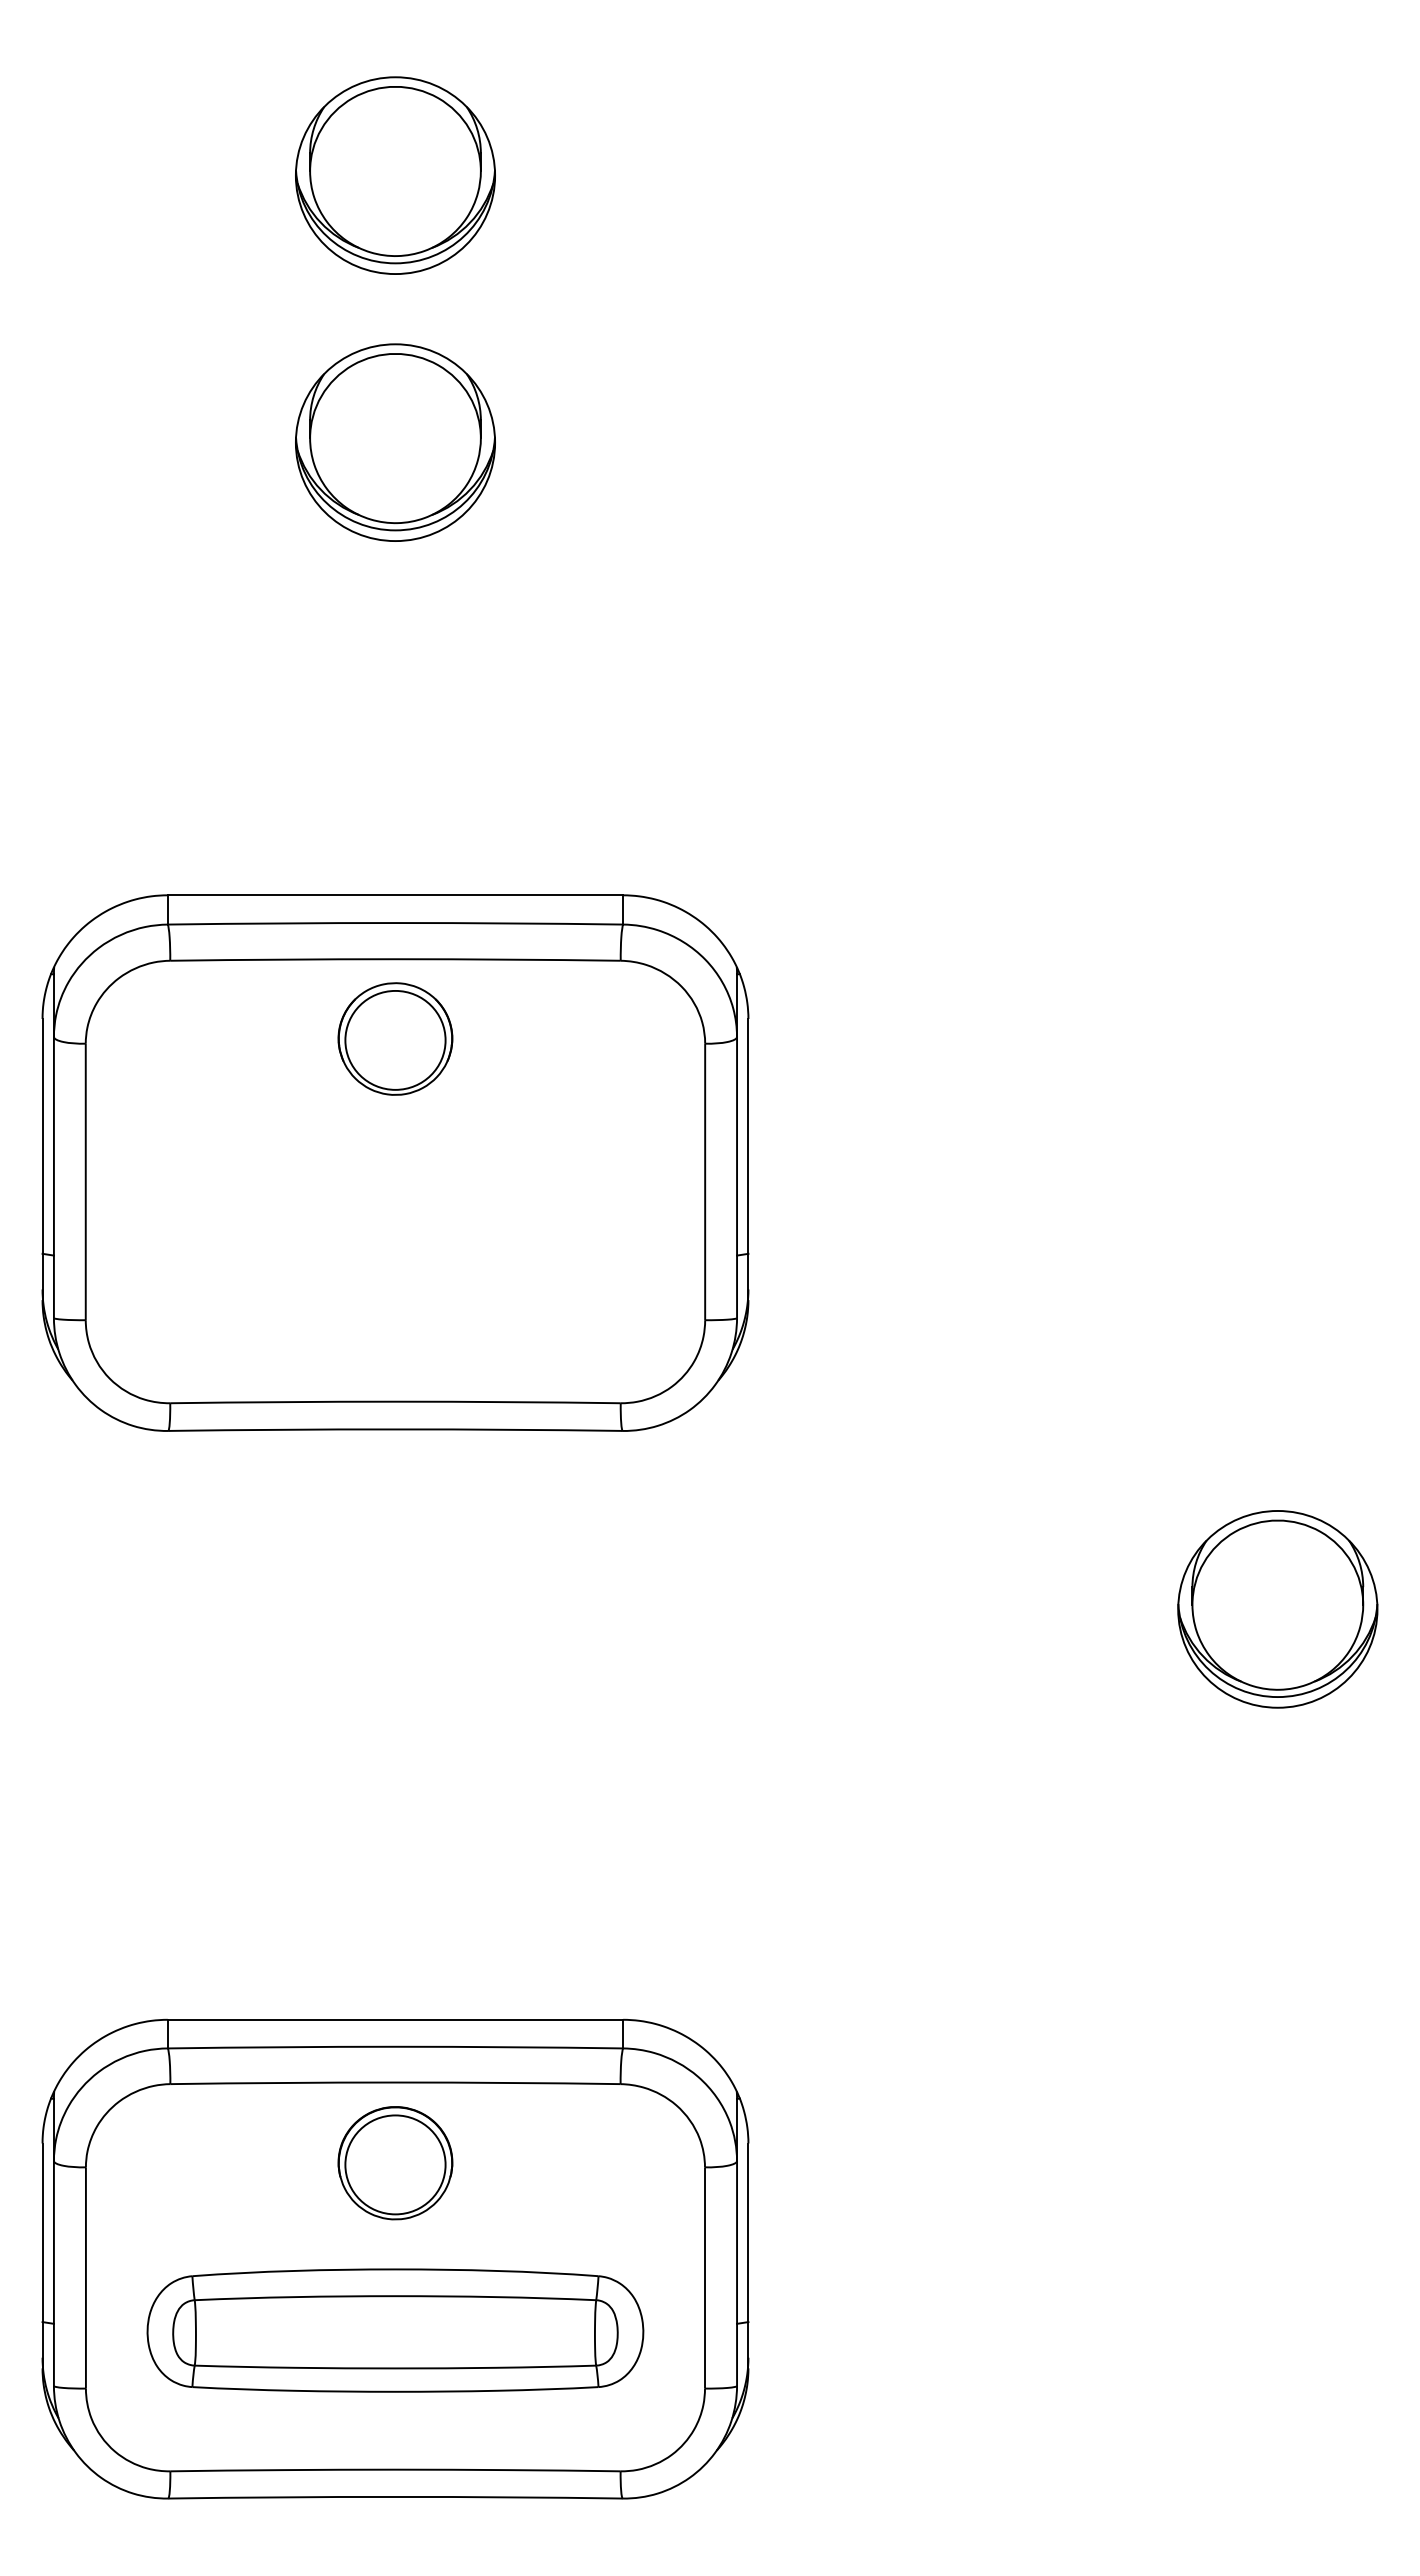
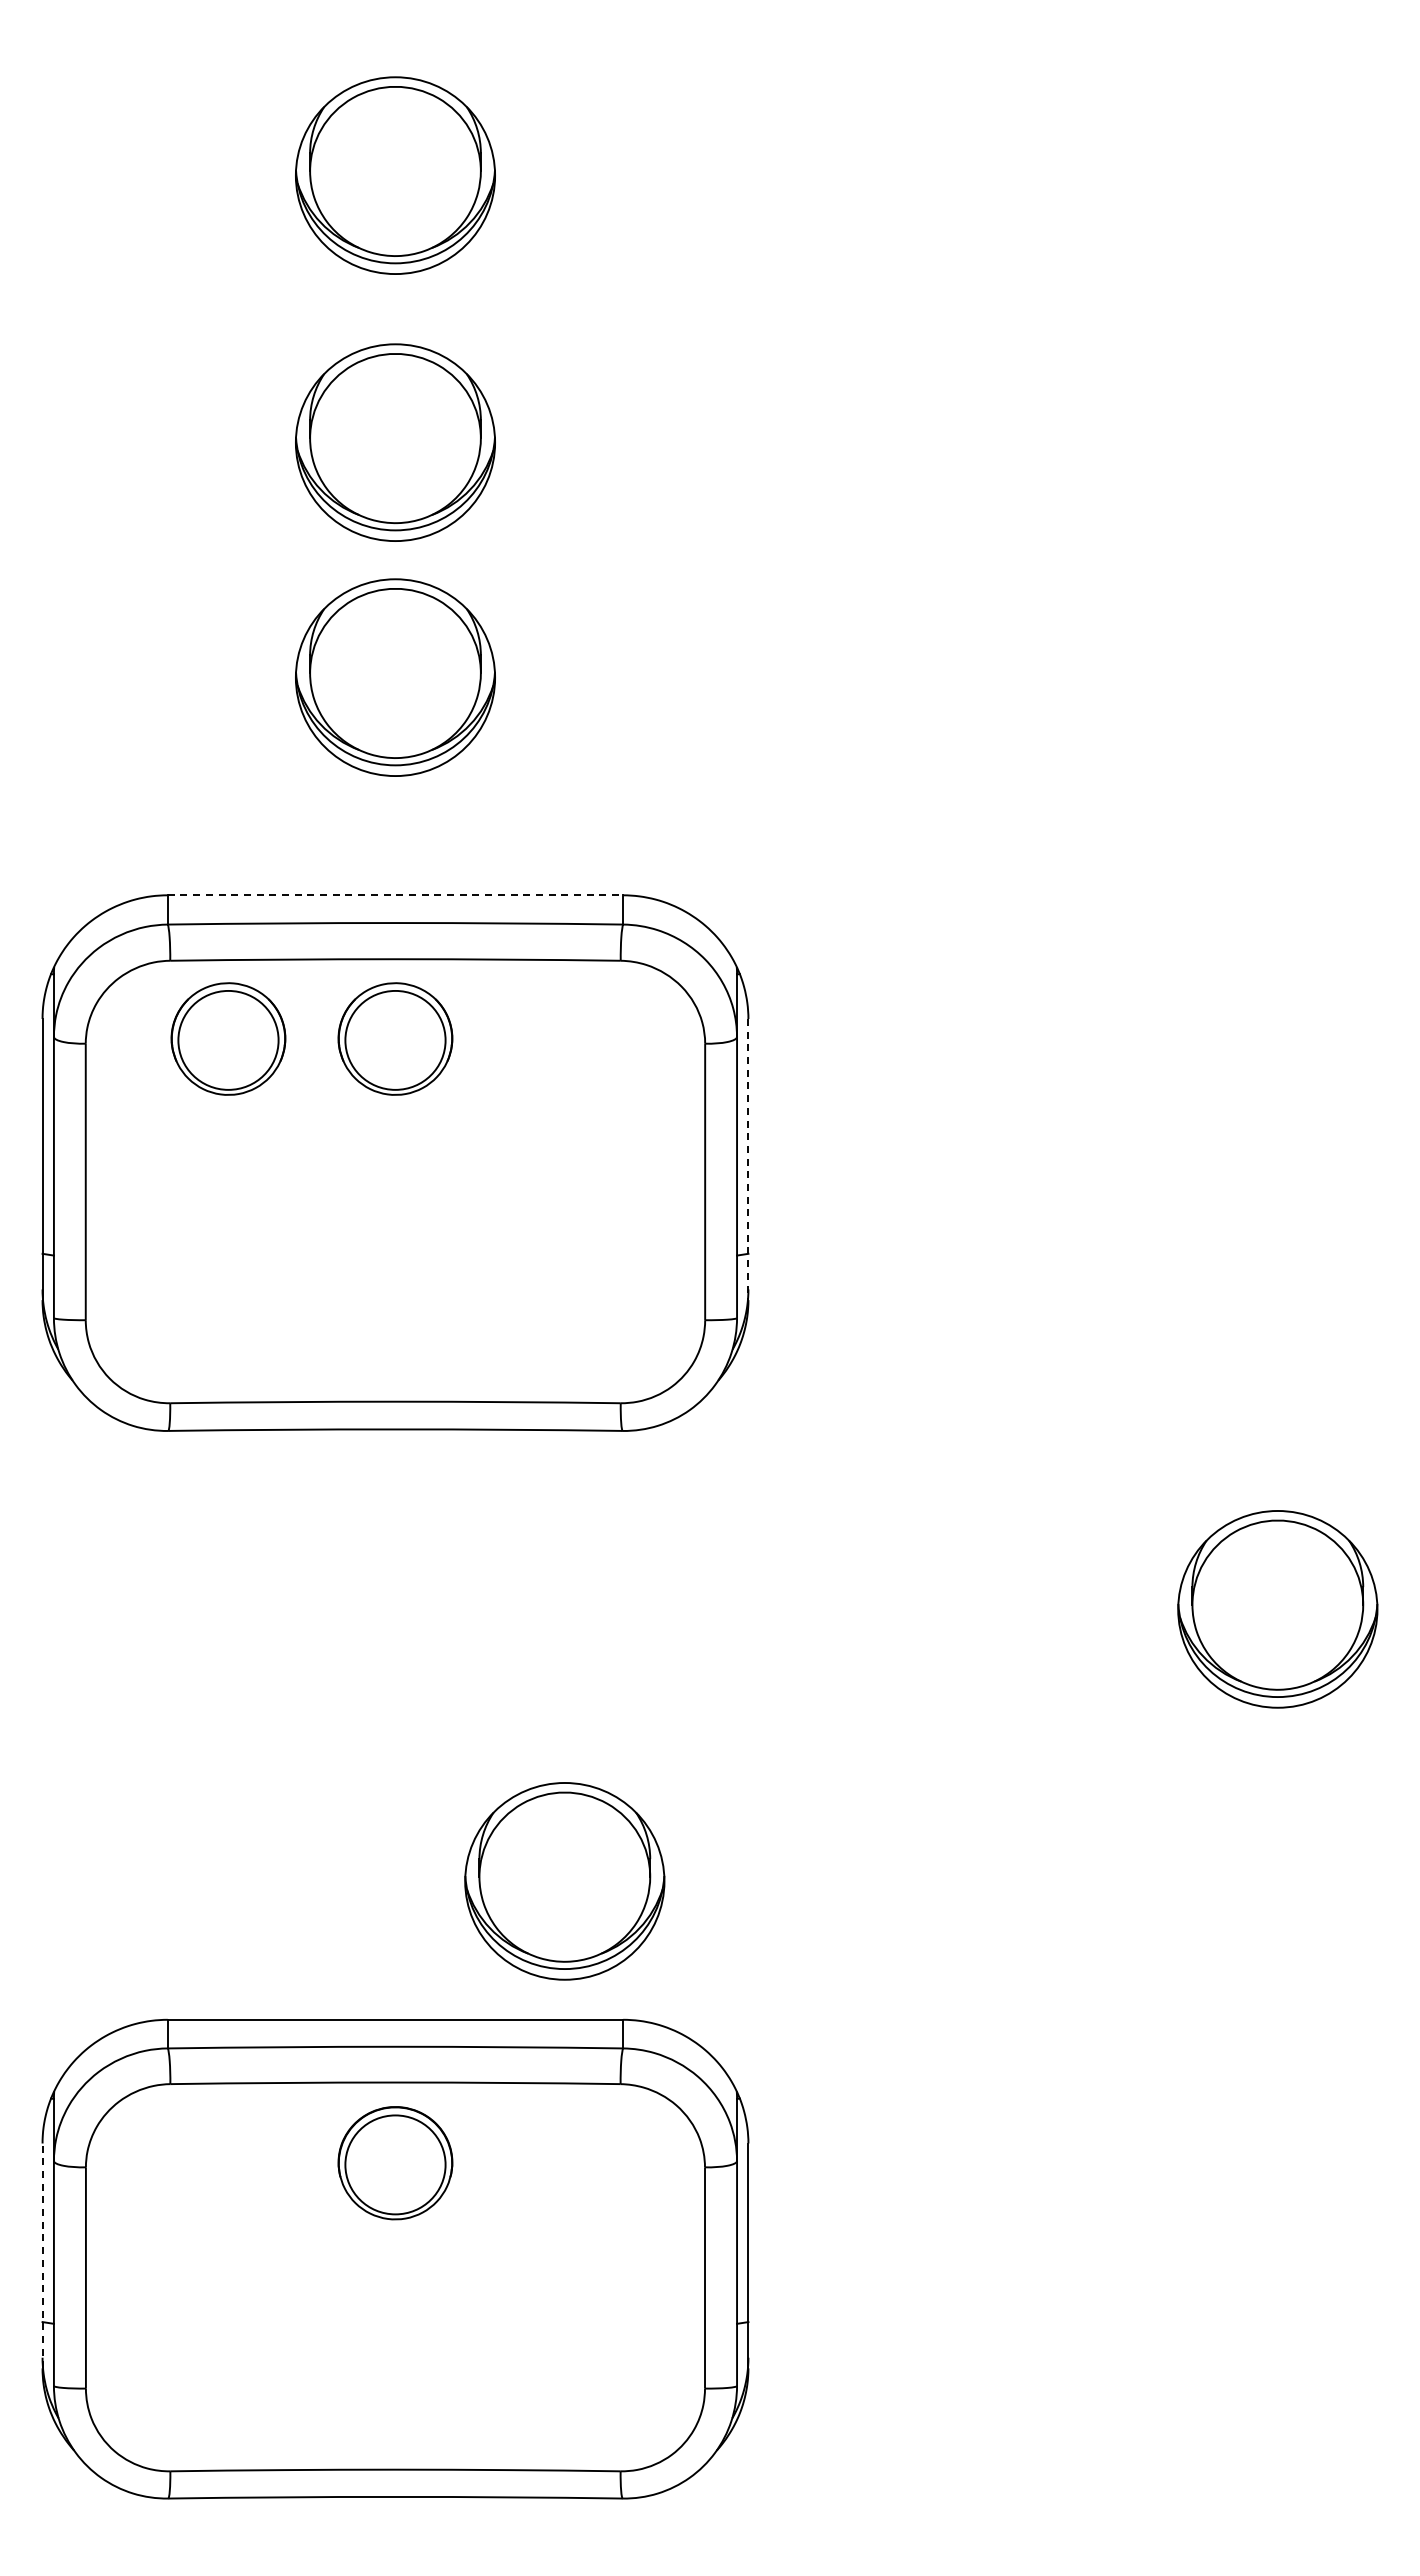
part: none -> present (395, 677)
line: solid -> dashed (395, 895)
part: none -> present (228, 1038)
line: solid -> dashed (748, 1159)
part: none -> present (564, 1881)
line: solid -> dashed (42, 2255)
part: present -> none (395, 2330)
